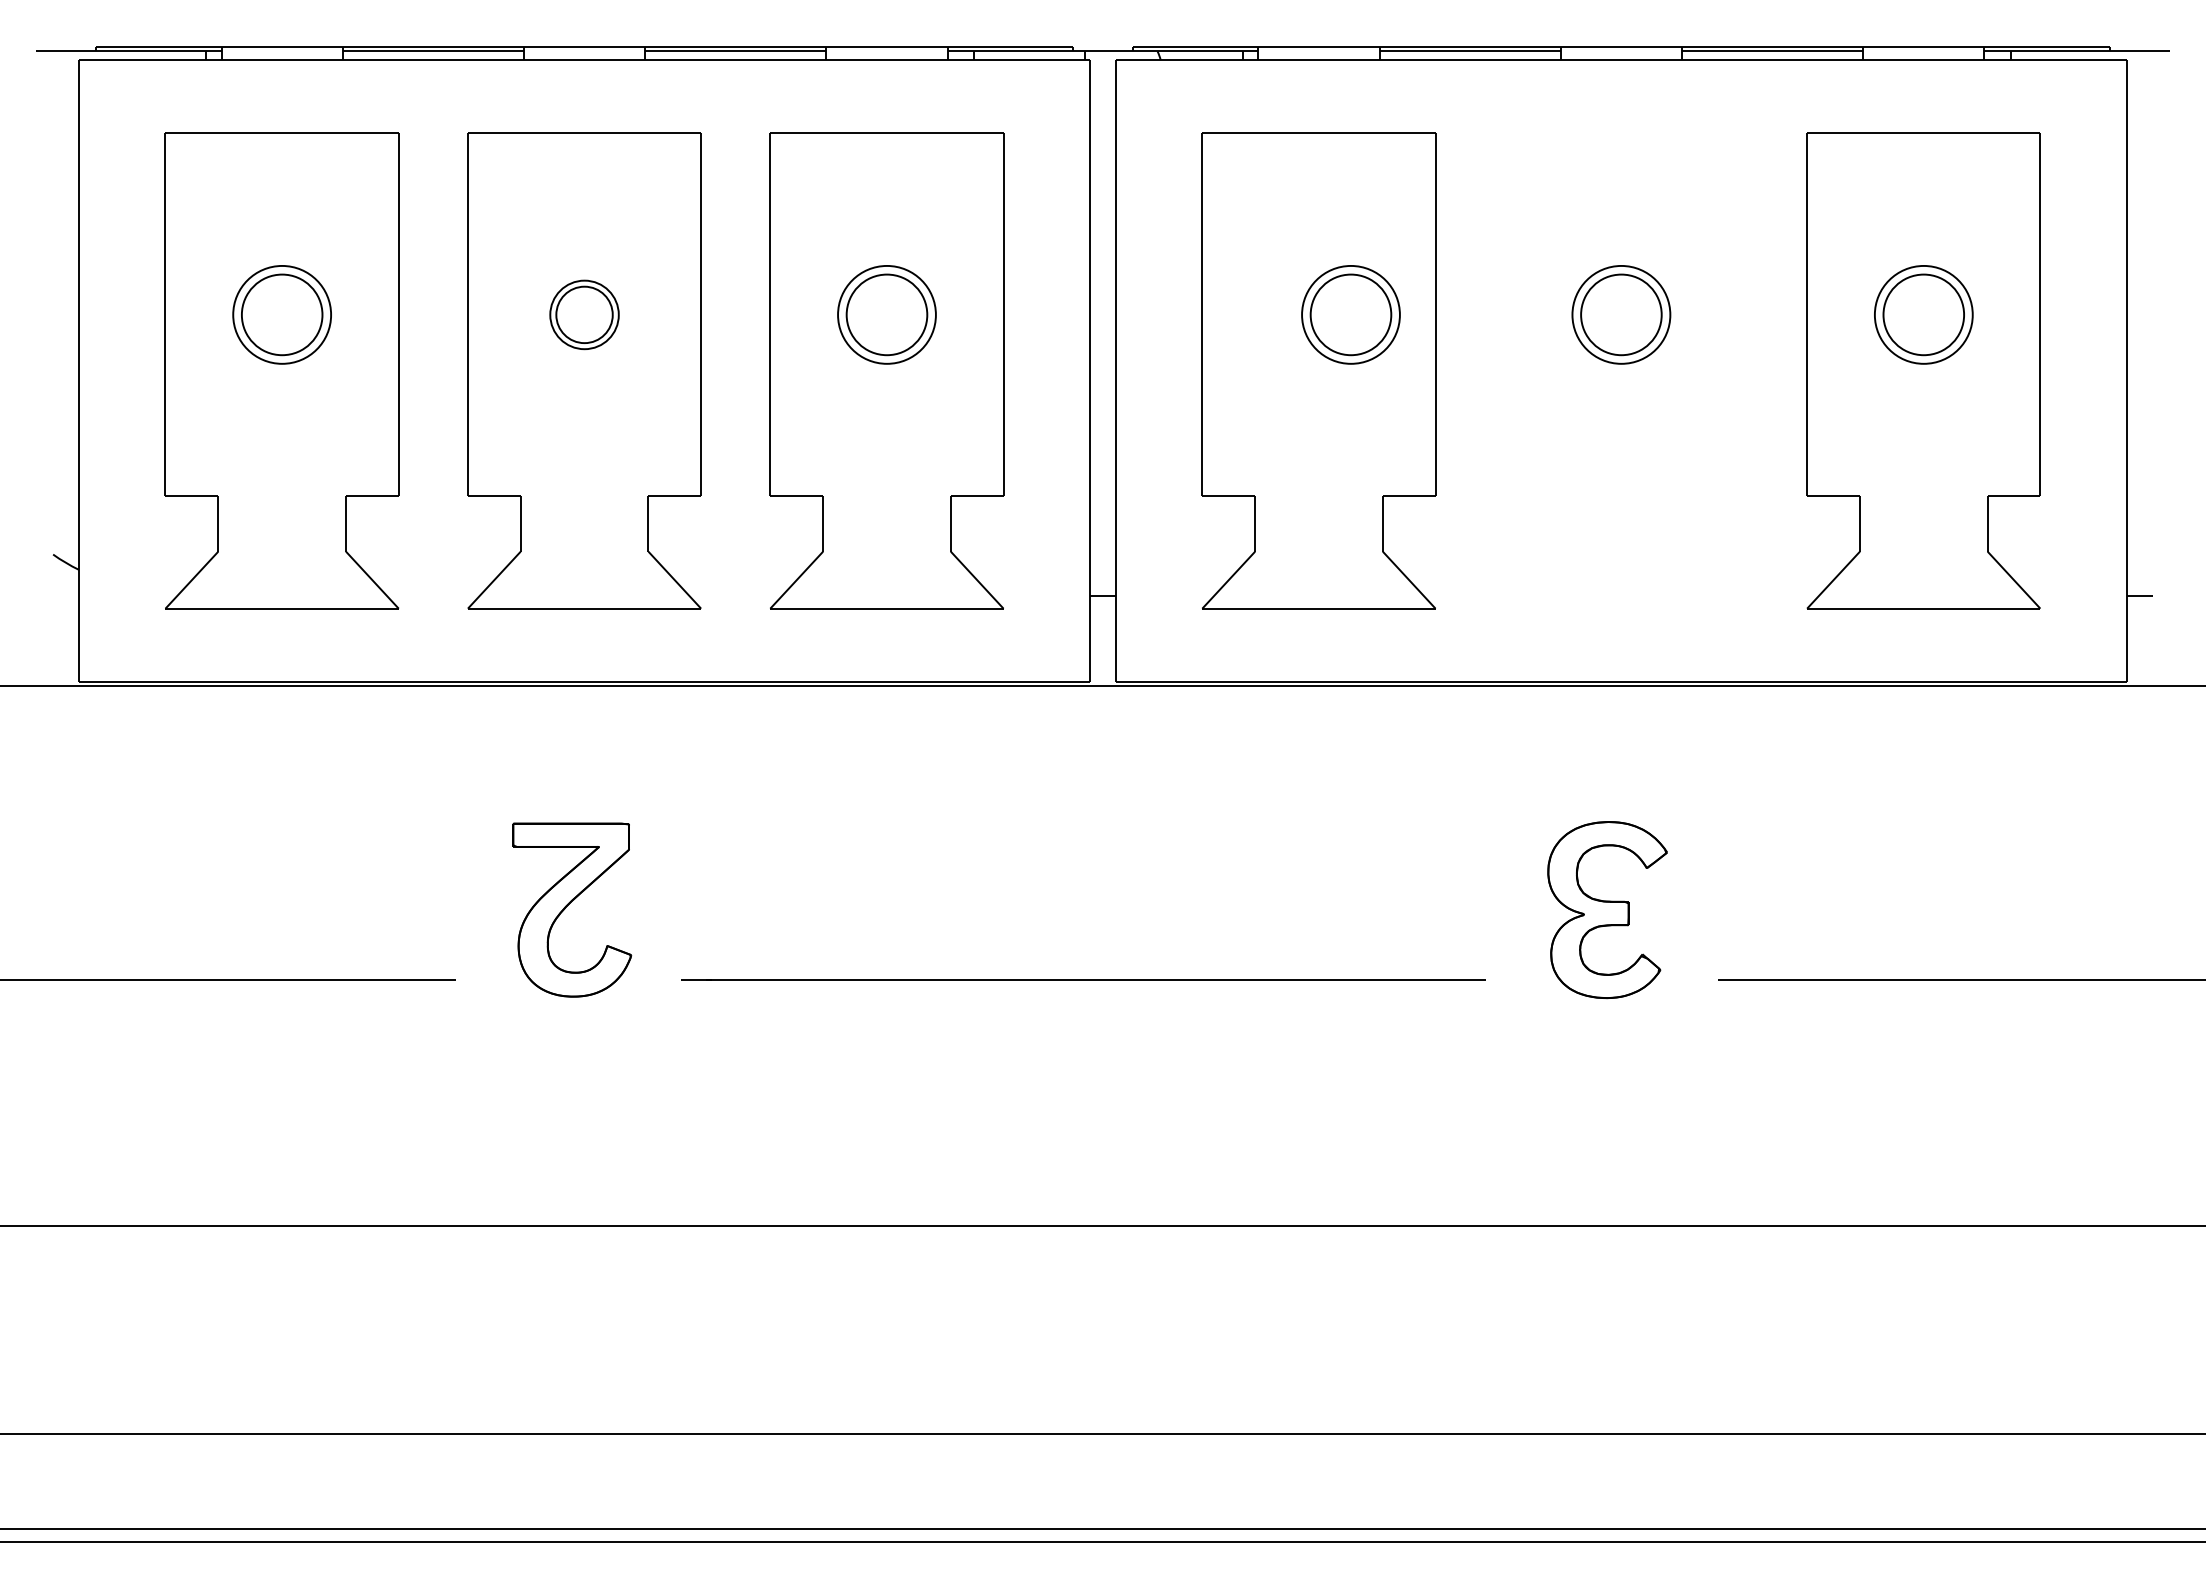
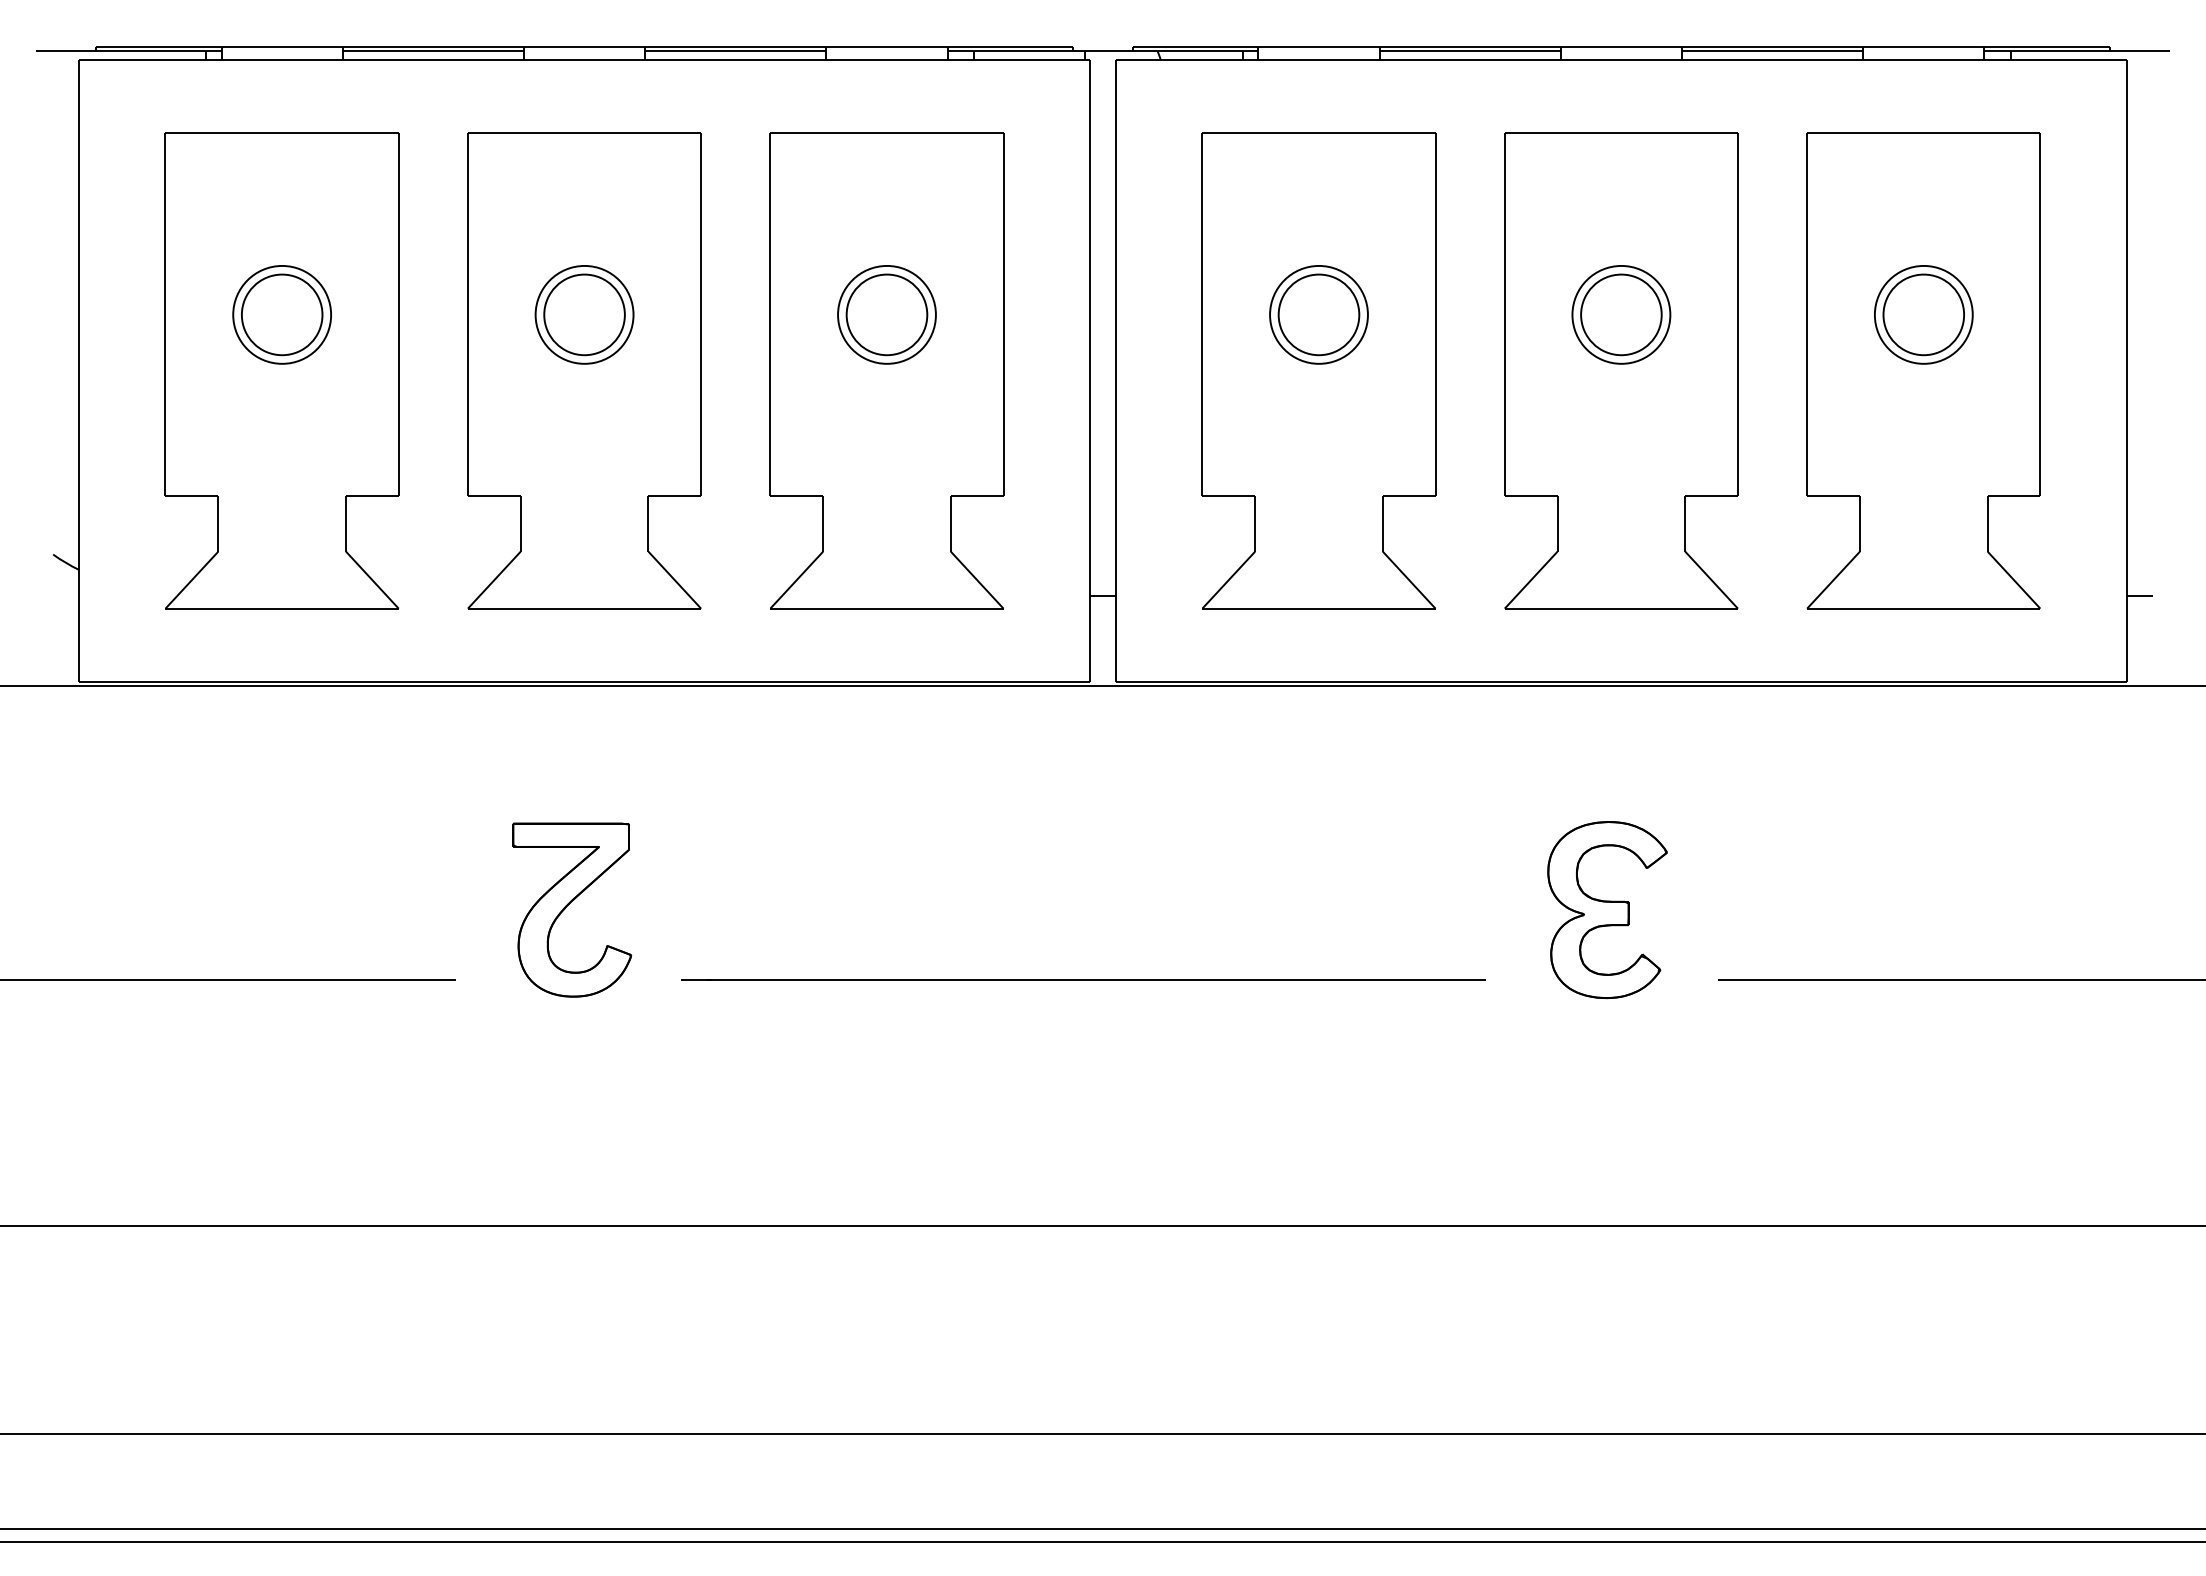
part size: 71x72 px -> 101x100 px (584, 314)
part position: (1350, 314) -> (1318, 314) (1318, 314)
part: none -> present (1621, 370)
